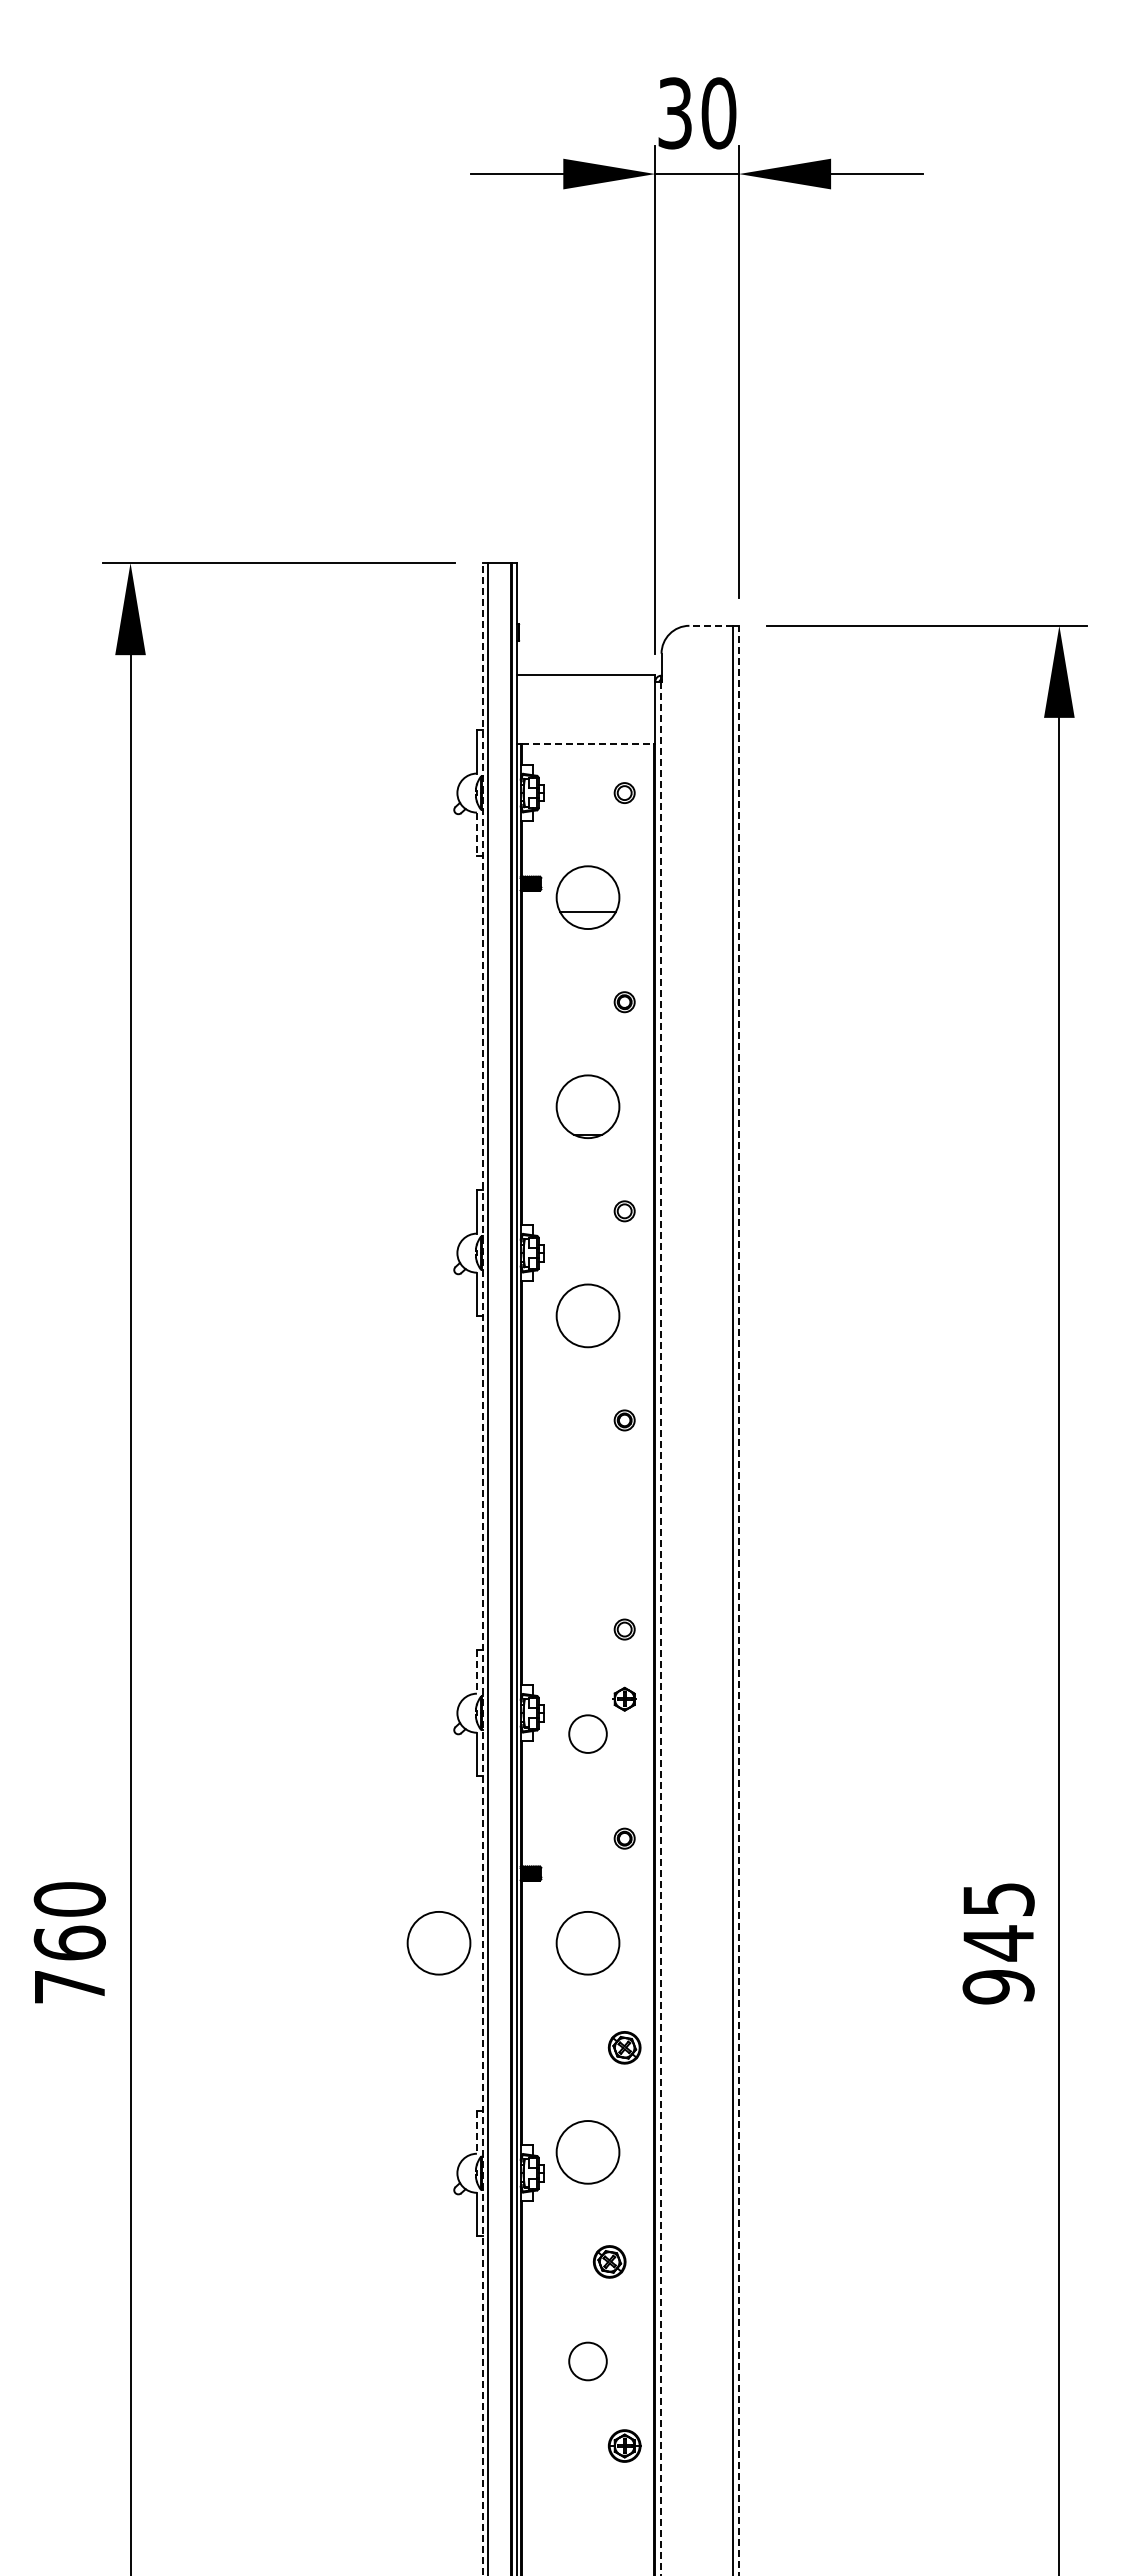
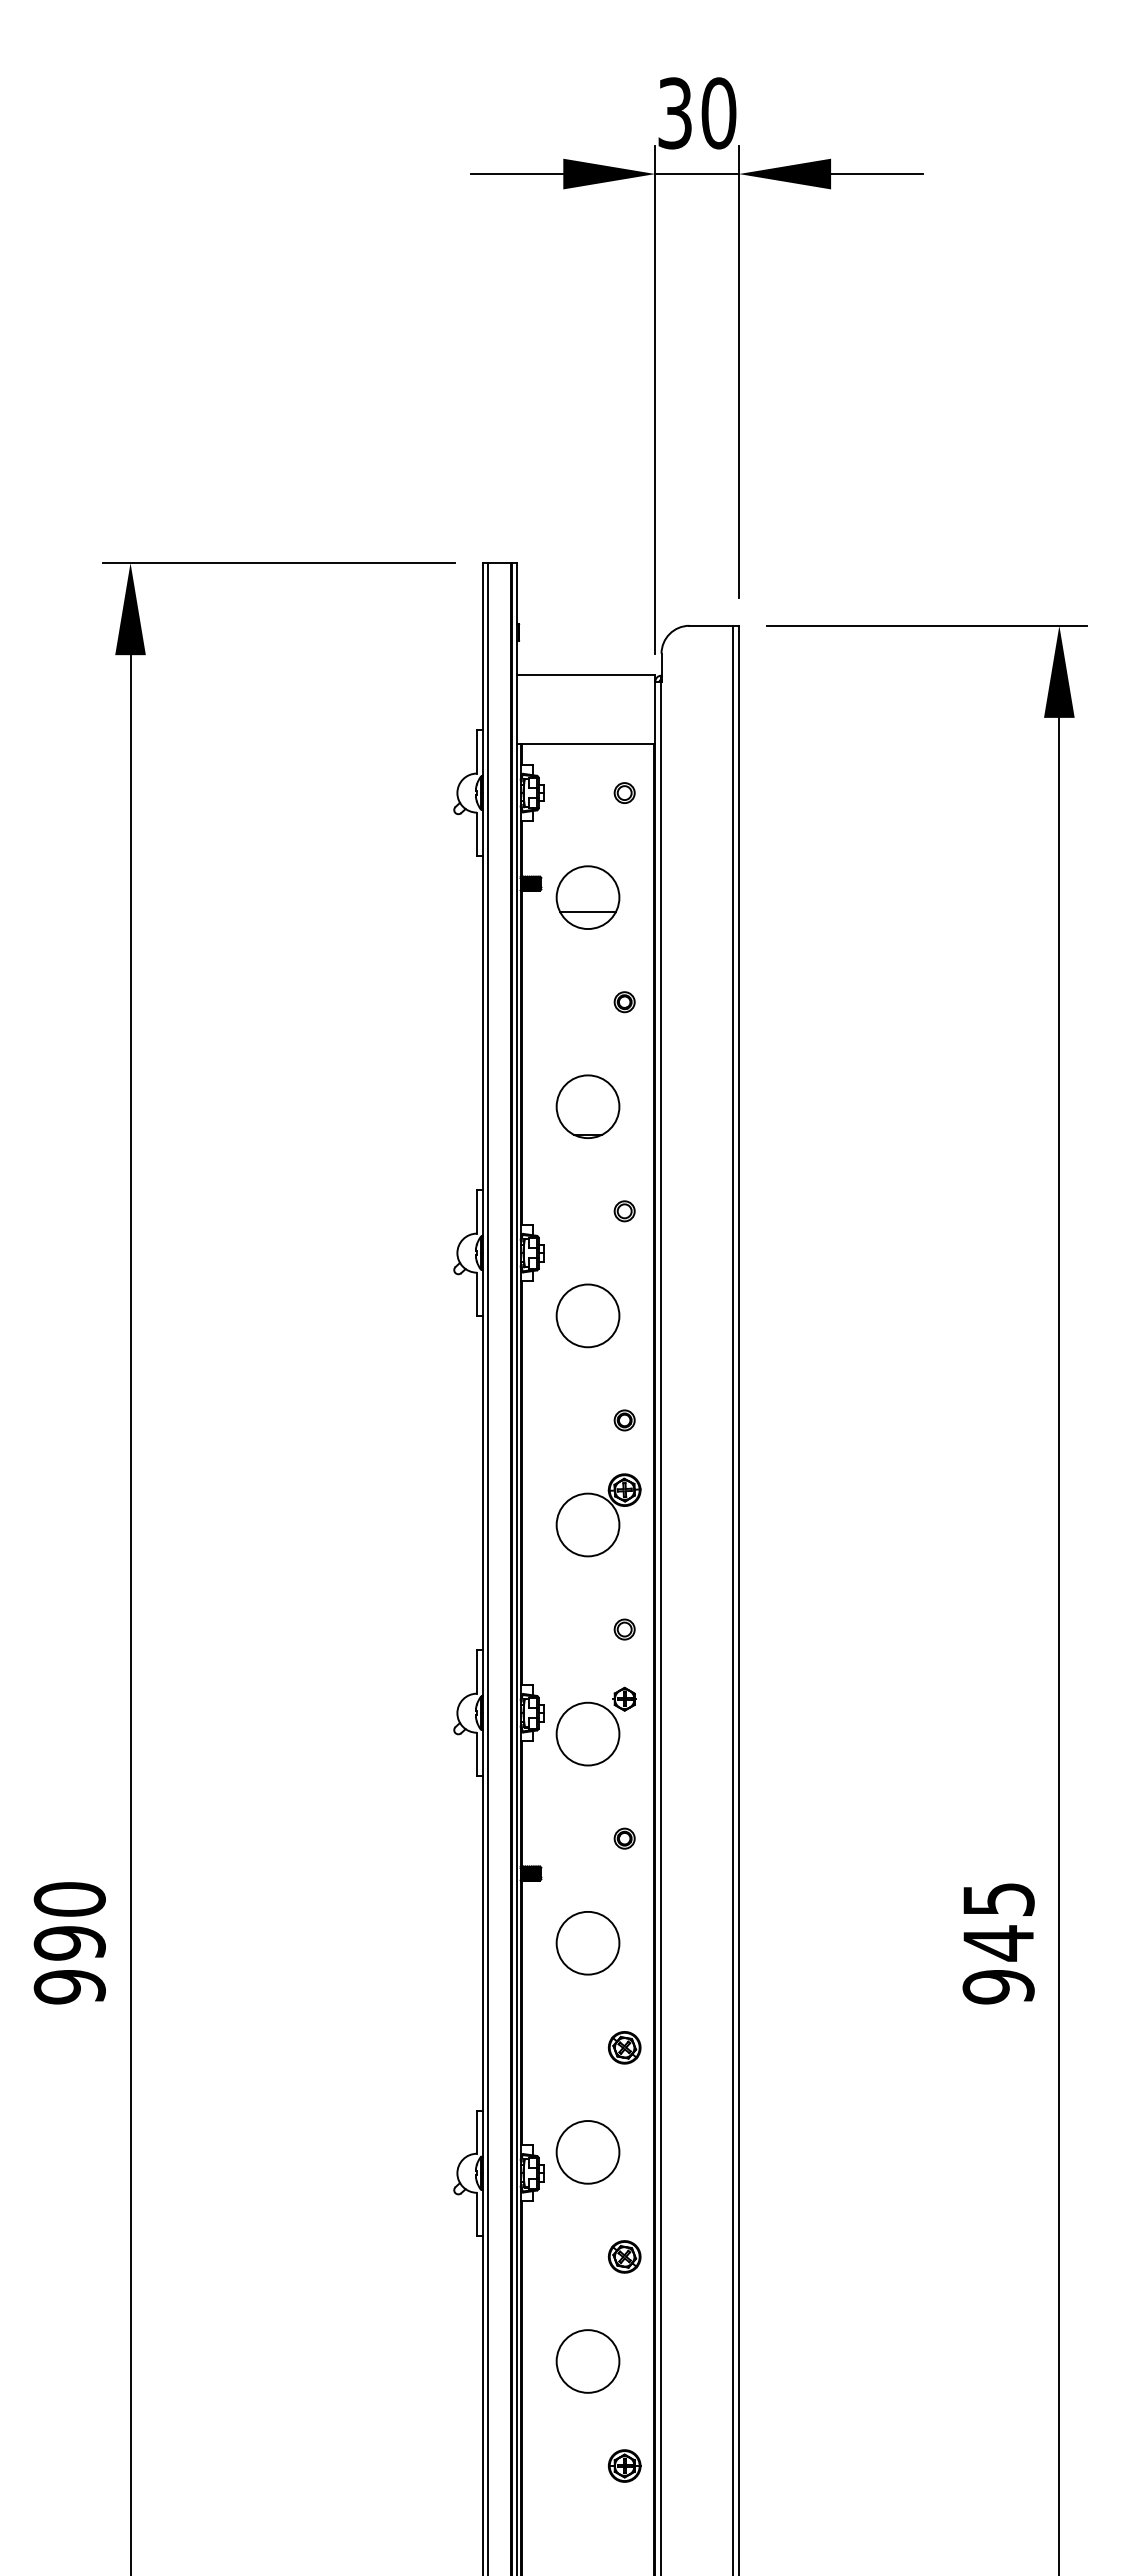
line: dashed -> solid (711, 625)
line: dashed -> solid (588, 744)
line: dashed -> solid (476, 834)
part: none -> present (598, 1515)
line: dashed -> solid (483, 1568)
line: dashed -> solid (739, 1600)
line: dashed -> solid (661, 1628)
line: dashed -> solid (476, 1672)
circle diameter: 38 px -> 63 px (587, 1733)
circle: present -> none (438, 1943)
text: 760 -> 990 (69, 1964)
line: dashed -> solid (476, 2132)
part position: (609, 2261) -> (624, 2256) (624, 2256)
circle size: 40x41 px -> 66x65 px (587, 2361)
part position: (624, 2445) -> (624, 2465) (624, 2465)
